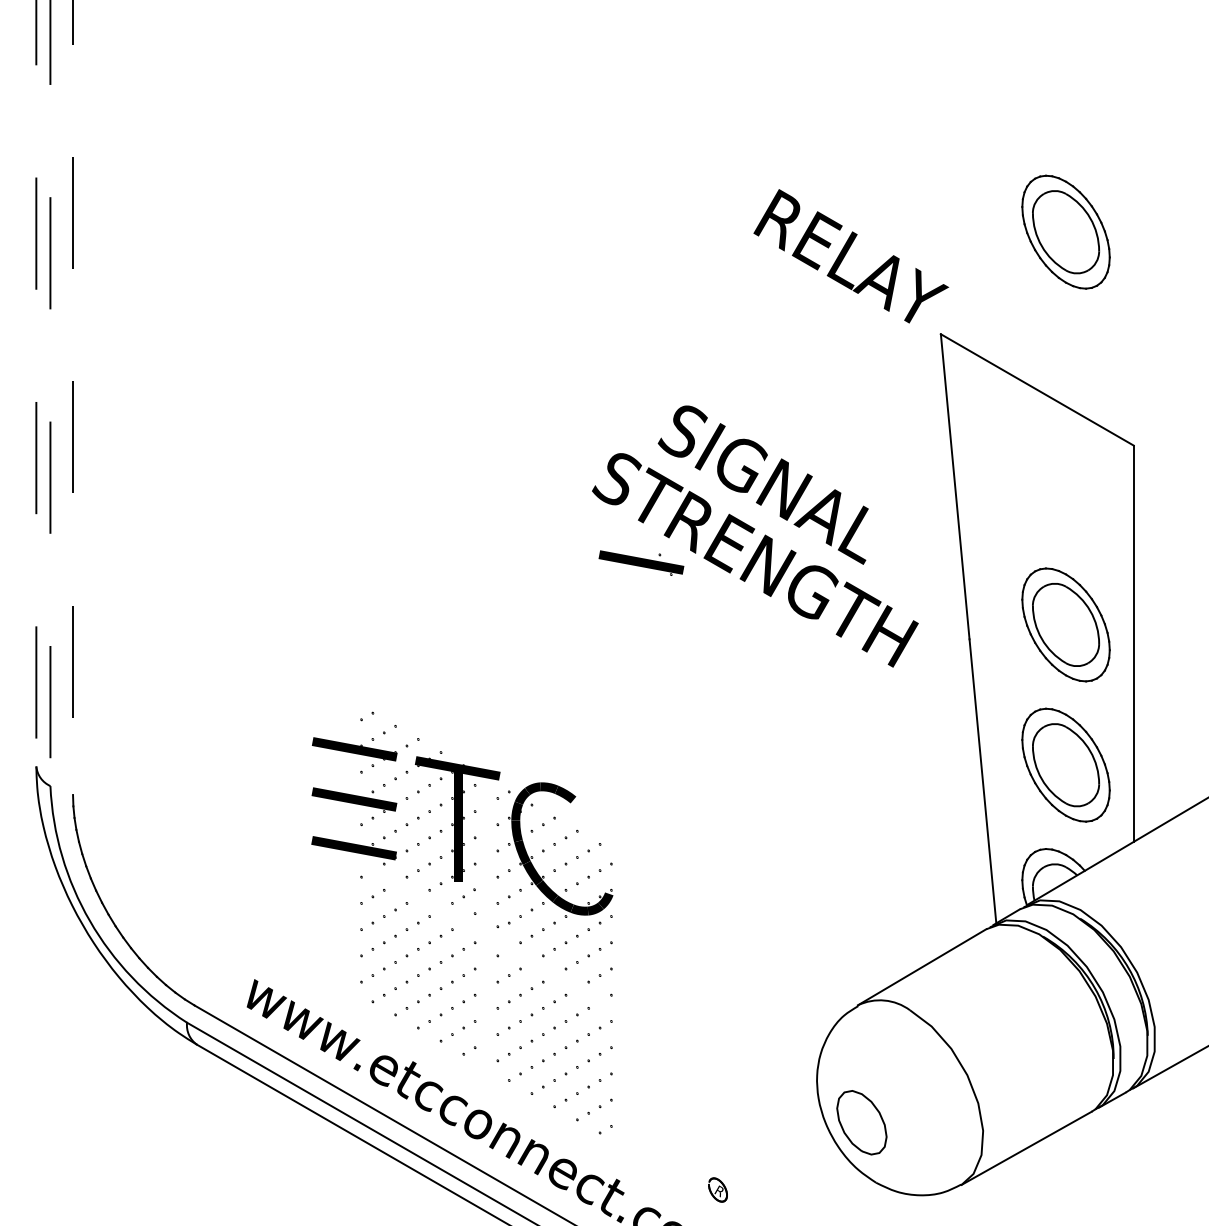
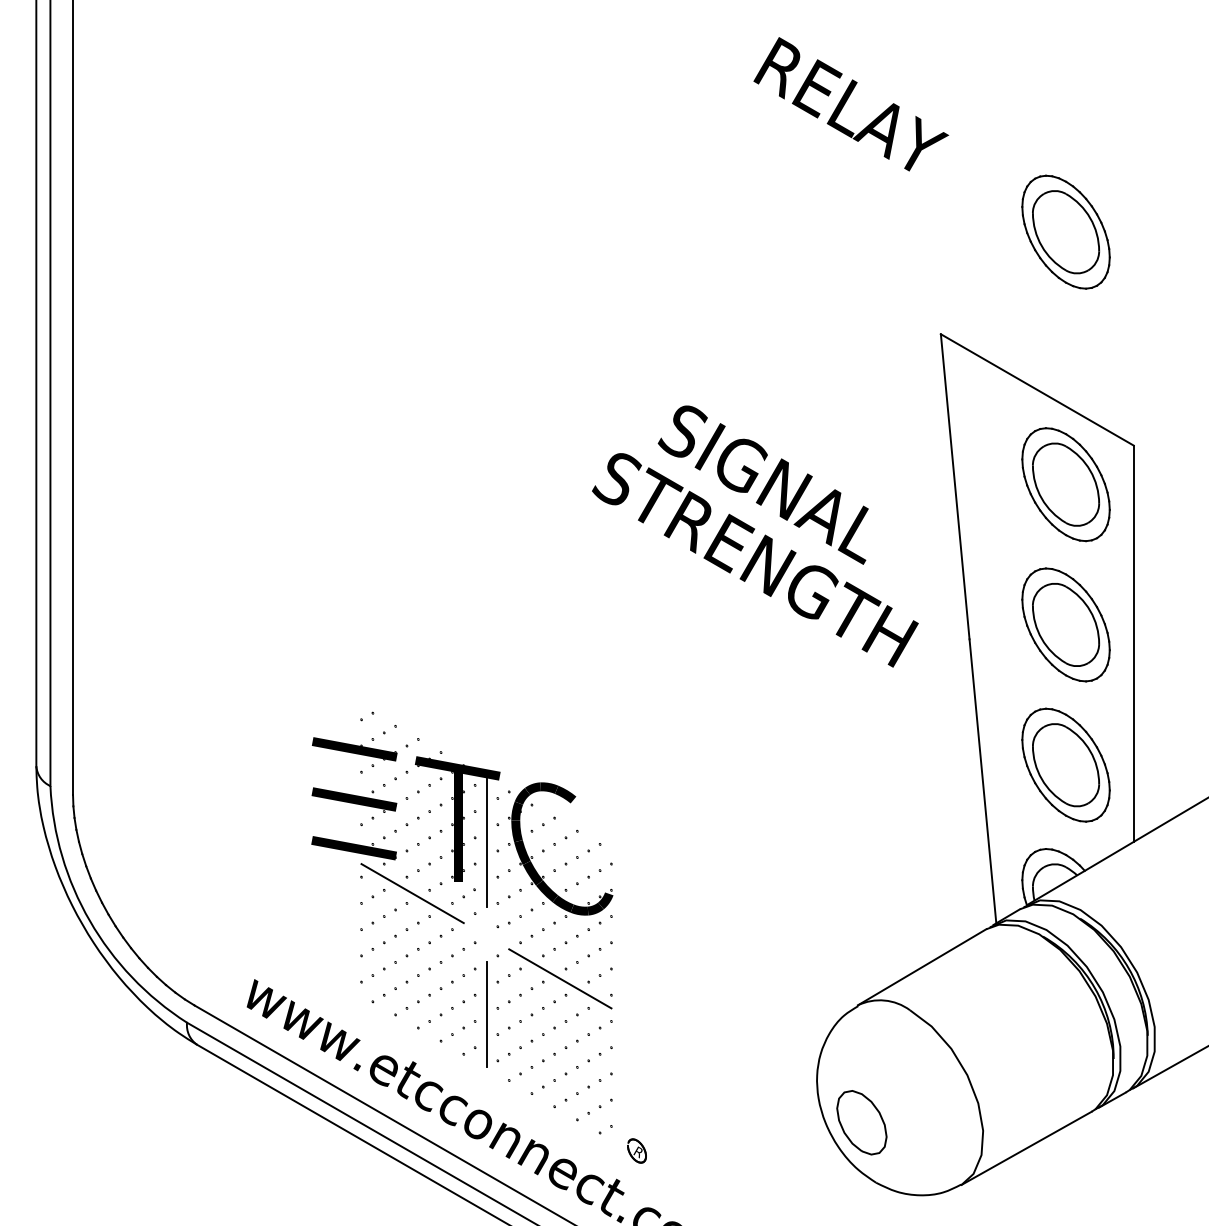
text position: (851, 256) -> (851, 104) (851, 104)
line: dashed -> solid (36, 383)
line: dashed -> solid (50, 393)
line: dashed -> solid (73, 398)
part: none -> present (1065, 484)
part: present -> none (641, 562)
line: none -> present (486, 842)
line: none -> present (412, 893)
line: none -> present (560, 978)
line: none -> present (486, 1014)
part position: (717, 1189) -> (636, 1150) (636, 1150)
